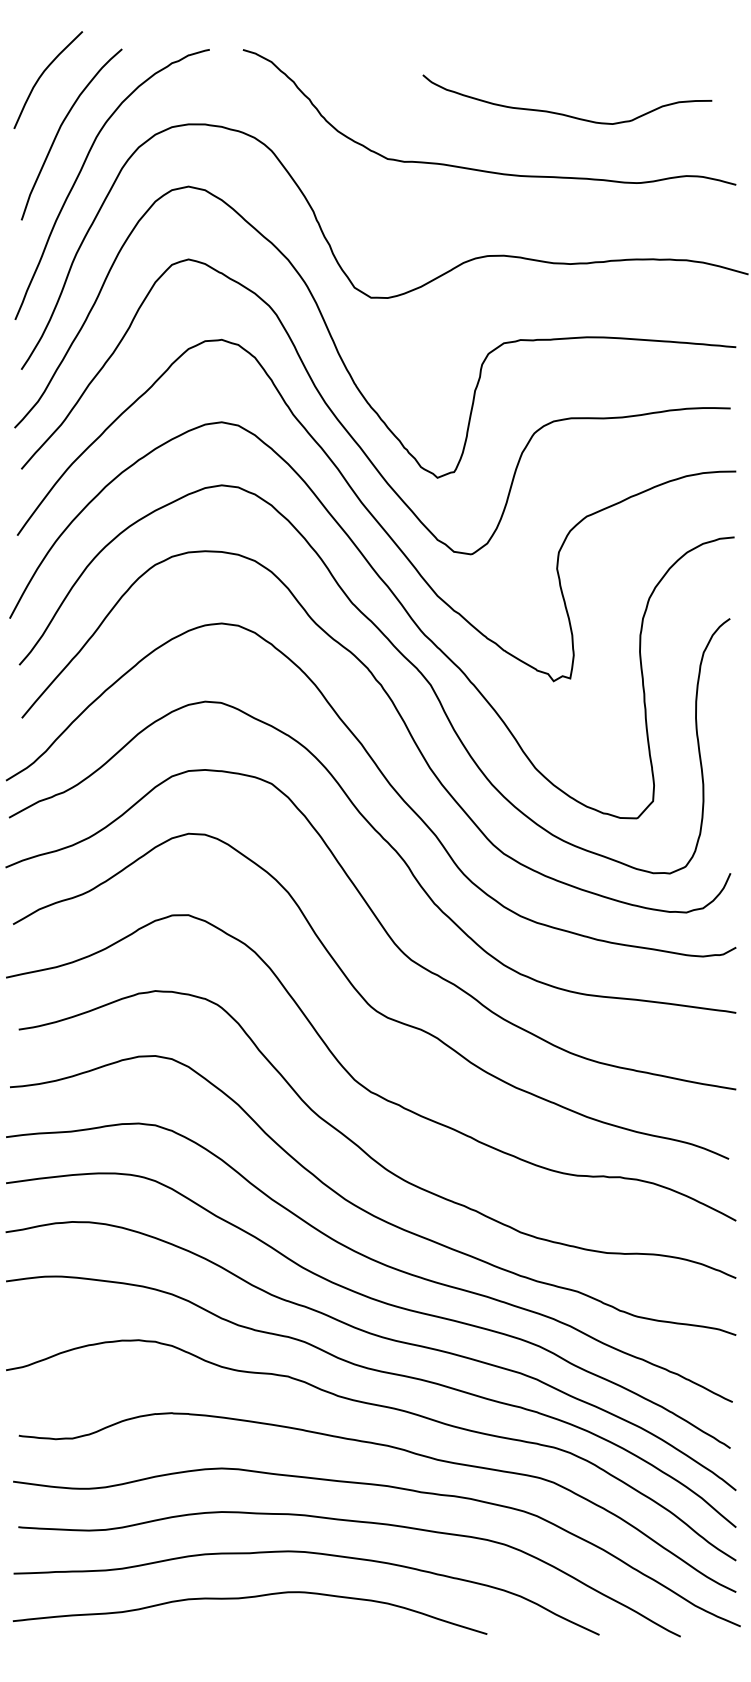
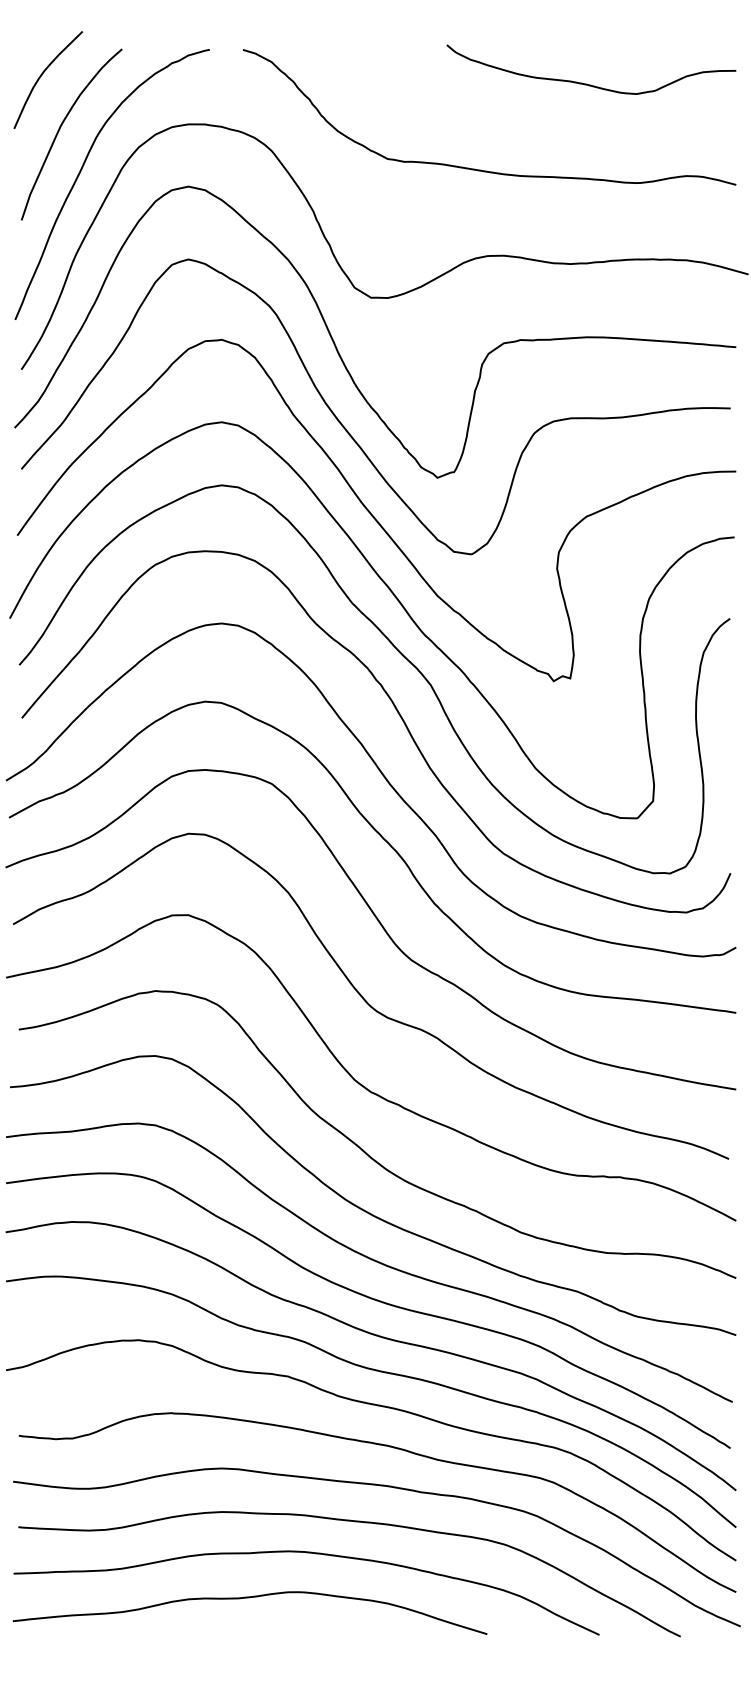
curve position: (563, 113) -> (587, 83) (587, 83)
